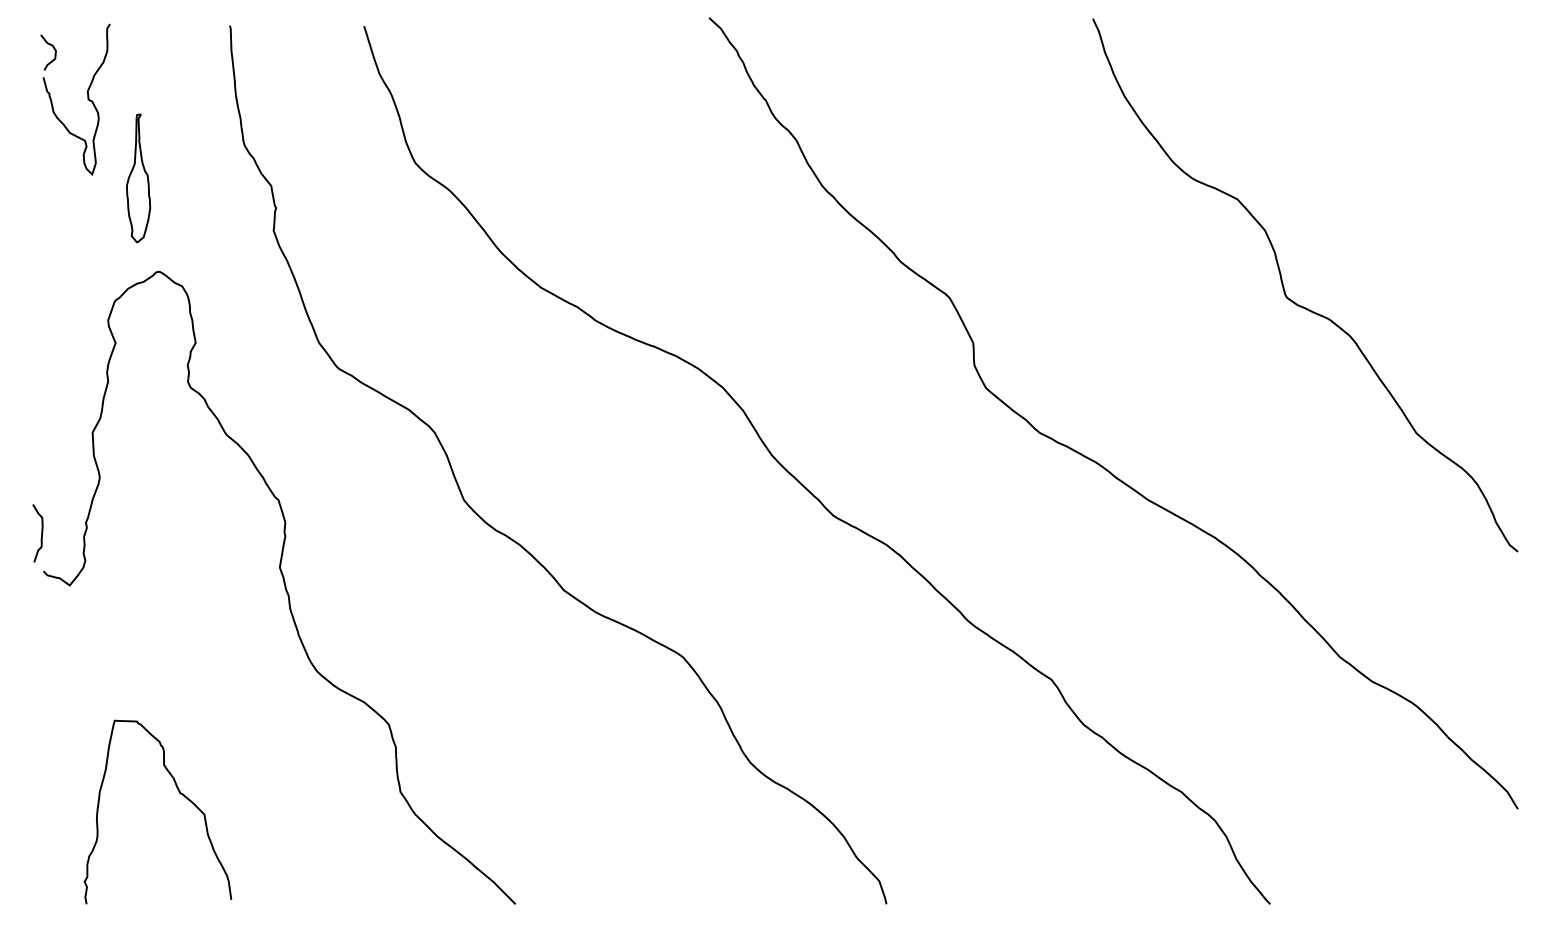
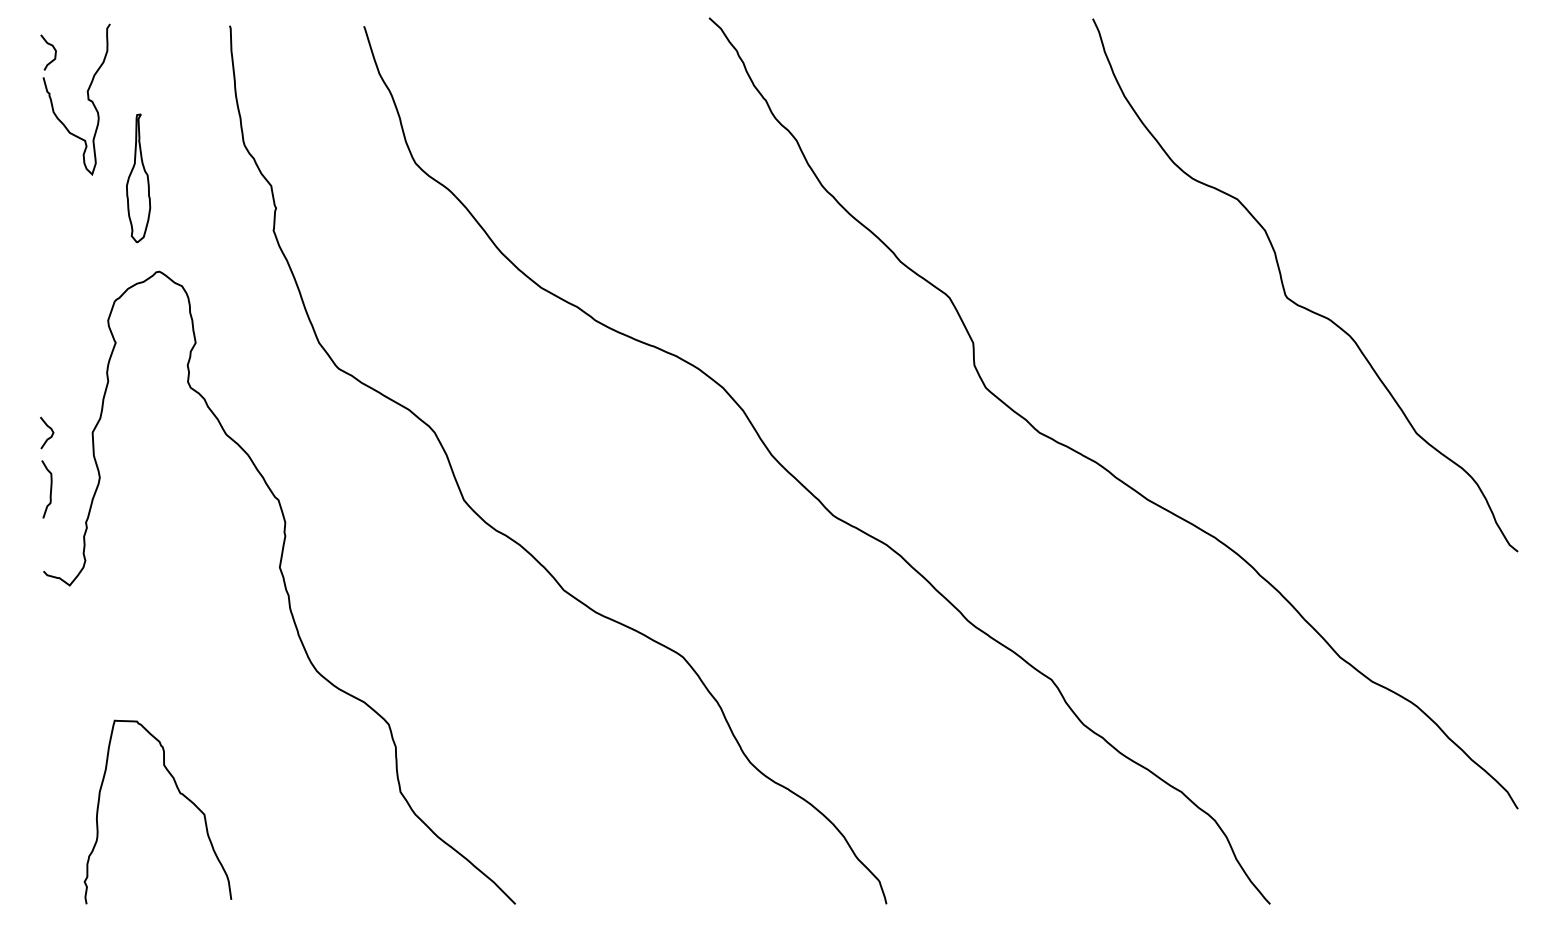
curve: none -> present (51, 431)
curve position: (41, 533) -> (50, 489) (50, 489)
